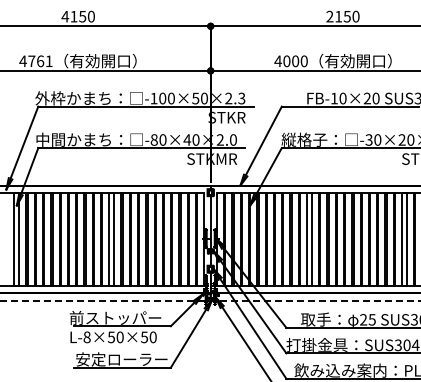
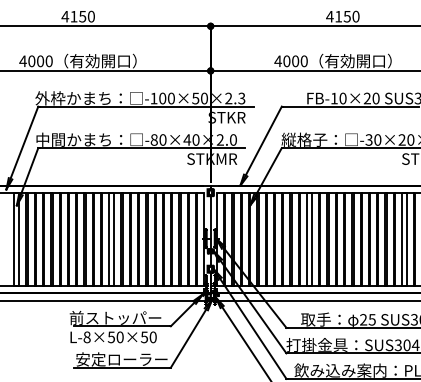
text: 2150 -> 4150 (329, 16)
text: 4761 -> 4000 (40, 61)
line: dashed -> solid (210, 301)
